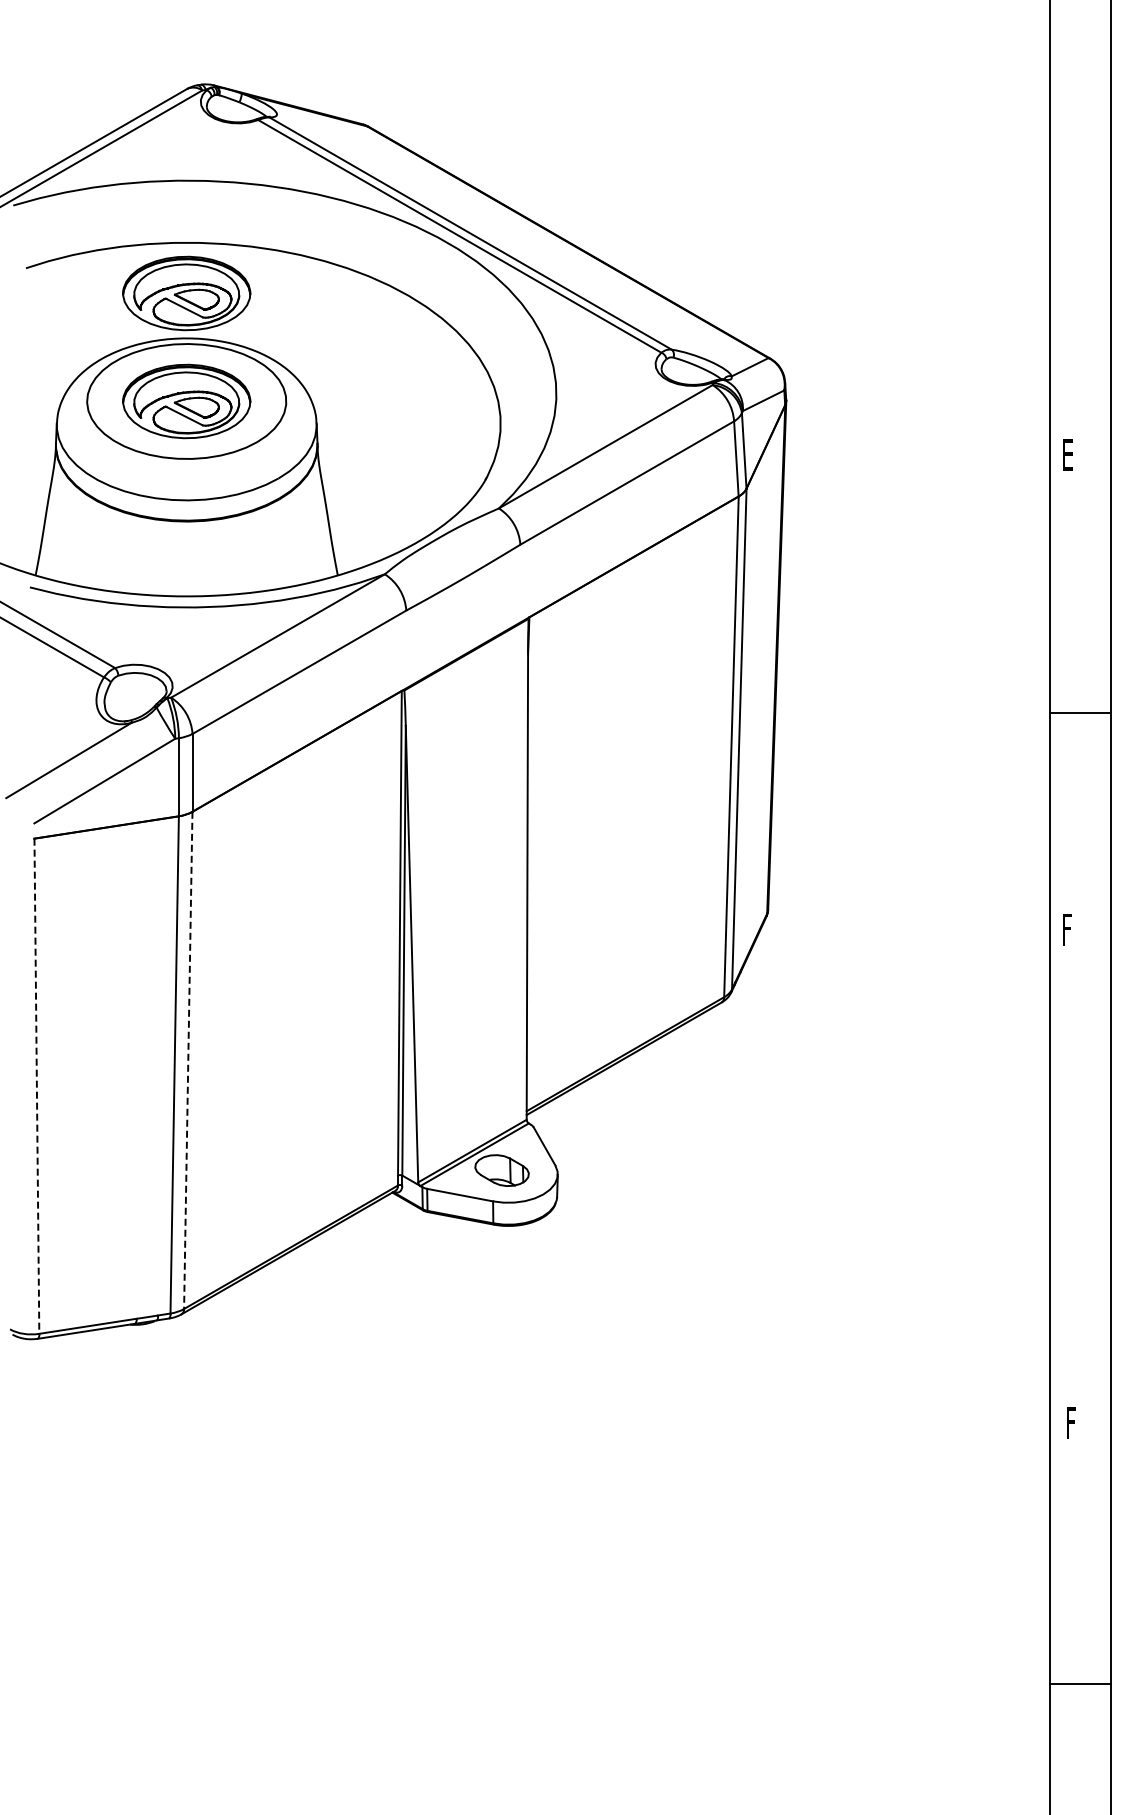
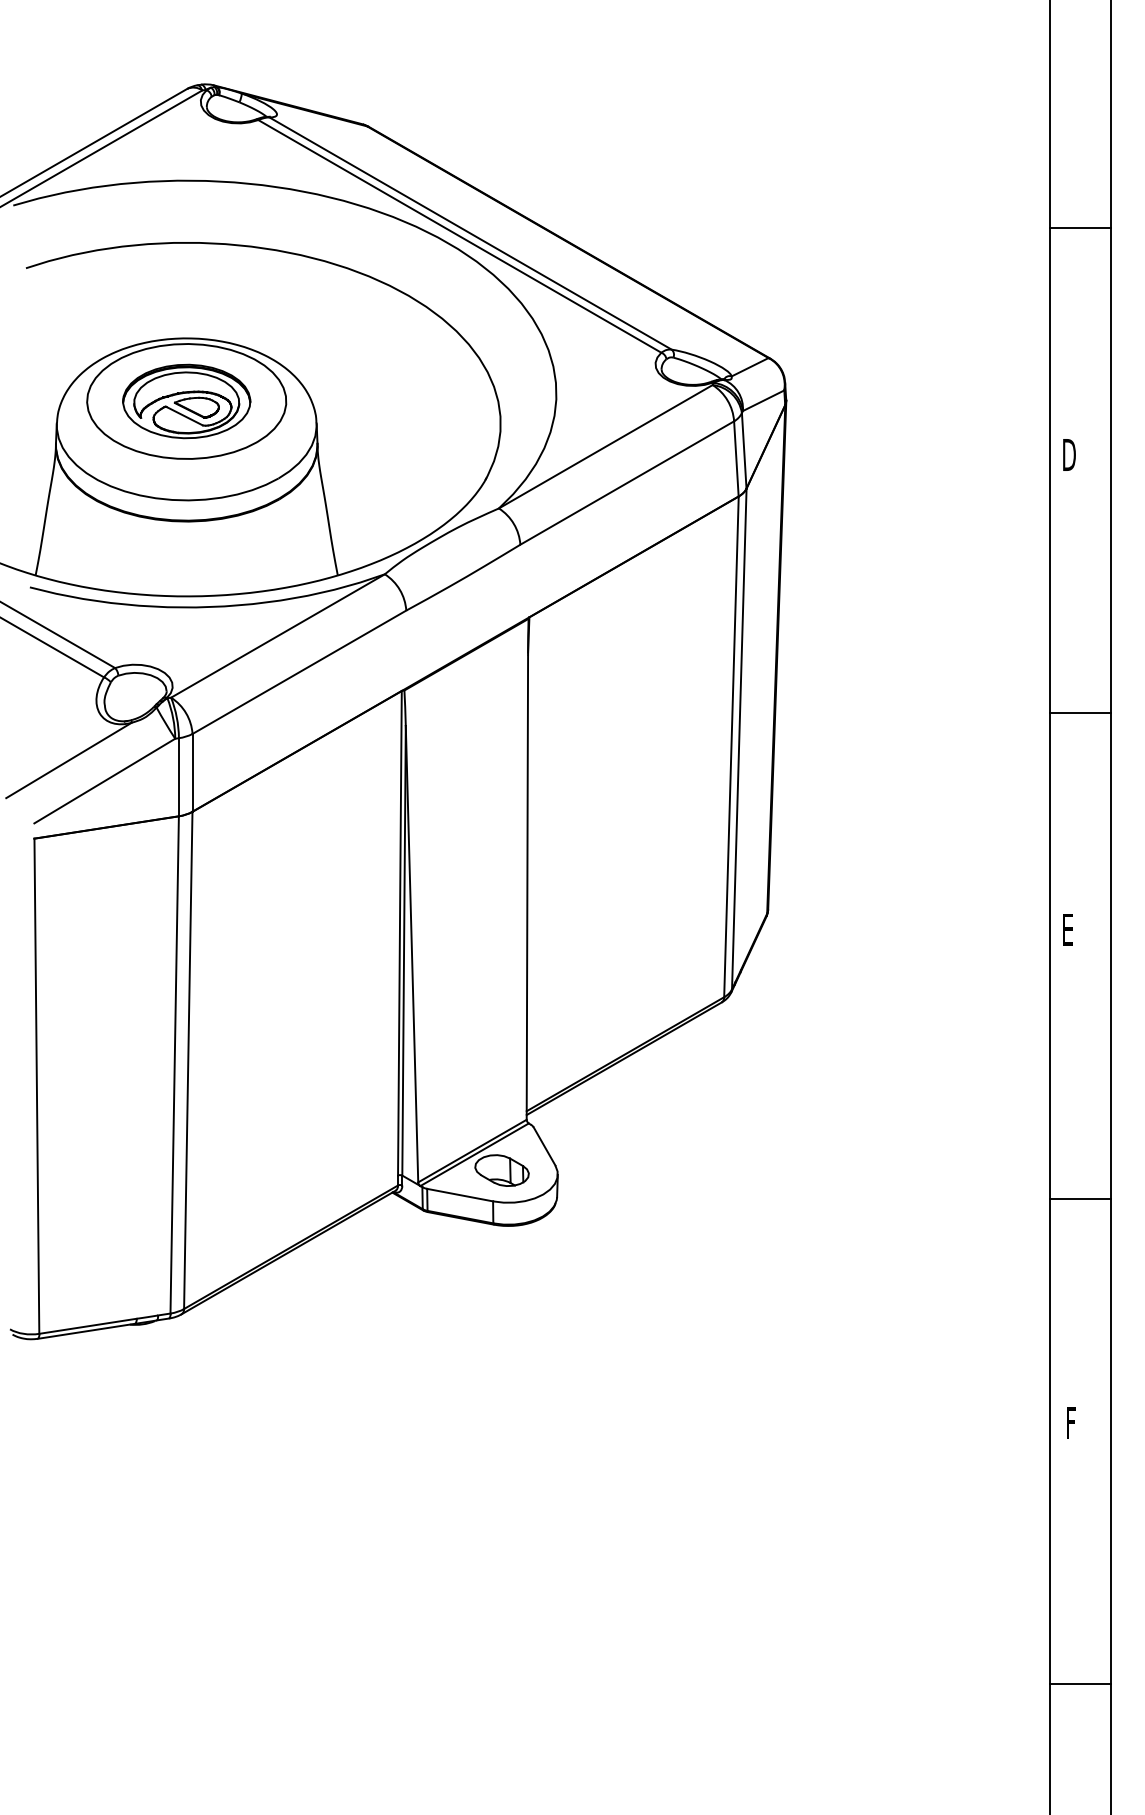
line: none -> present (1079, 228)
part: present -> none (186, 293)
text: E -> D (1069, 454)
text: F -> E (1068, 929)
line: dashed -> solid (188, 1060)
line: dashed -> solid (36, 1086)
line: none -> present (1079, 1198)
